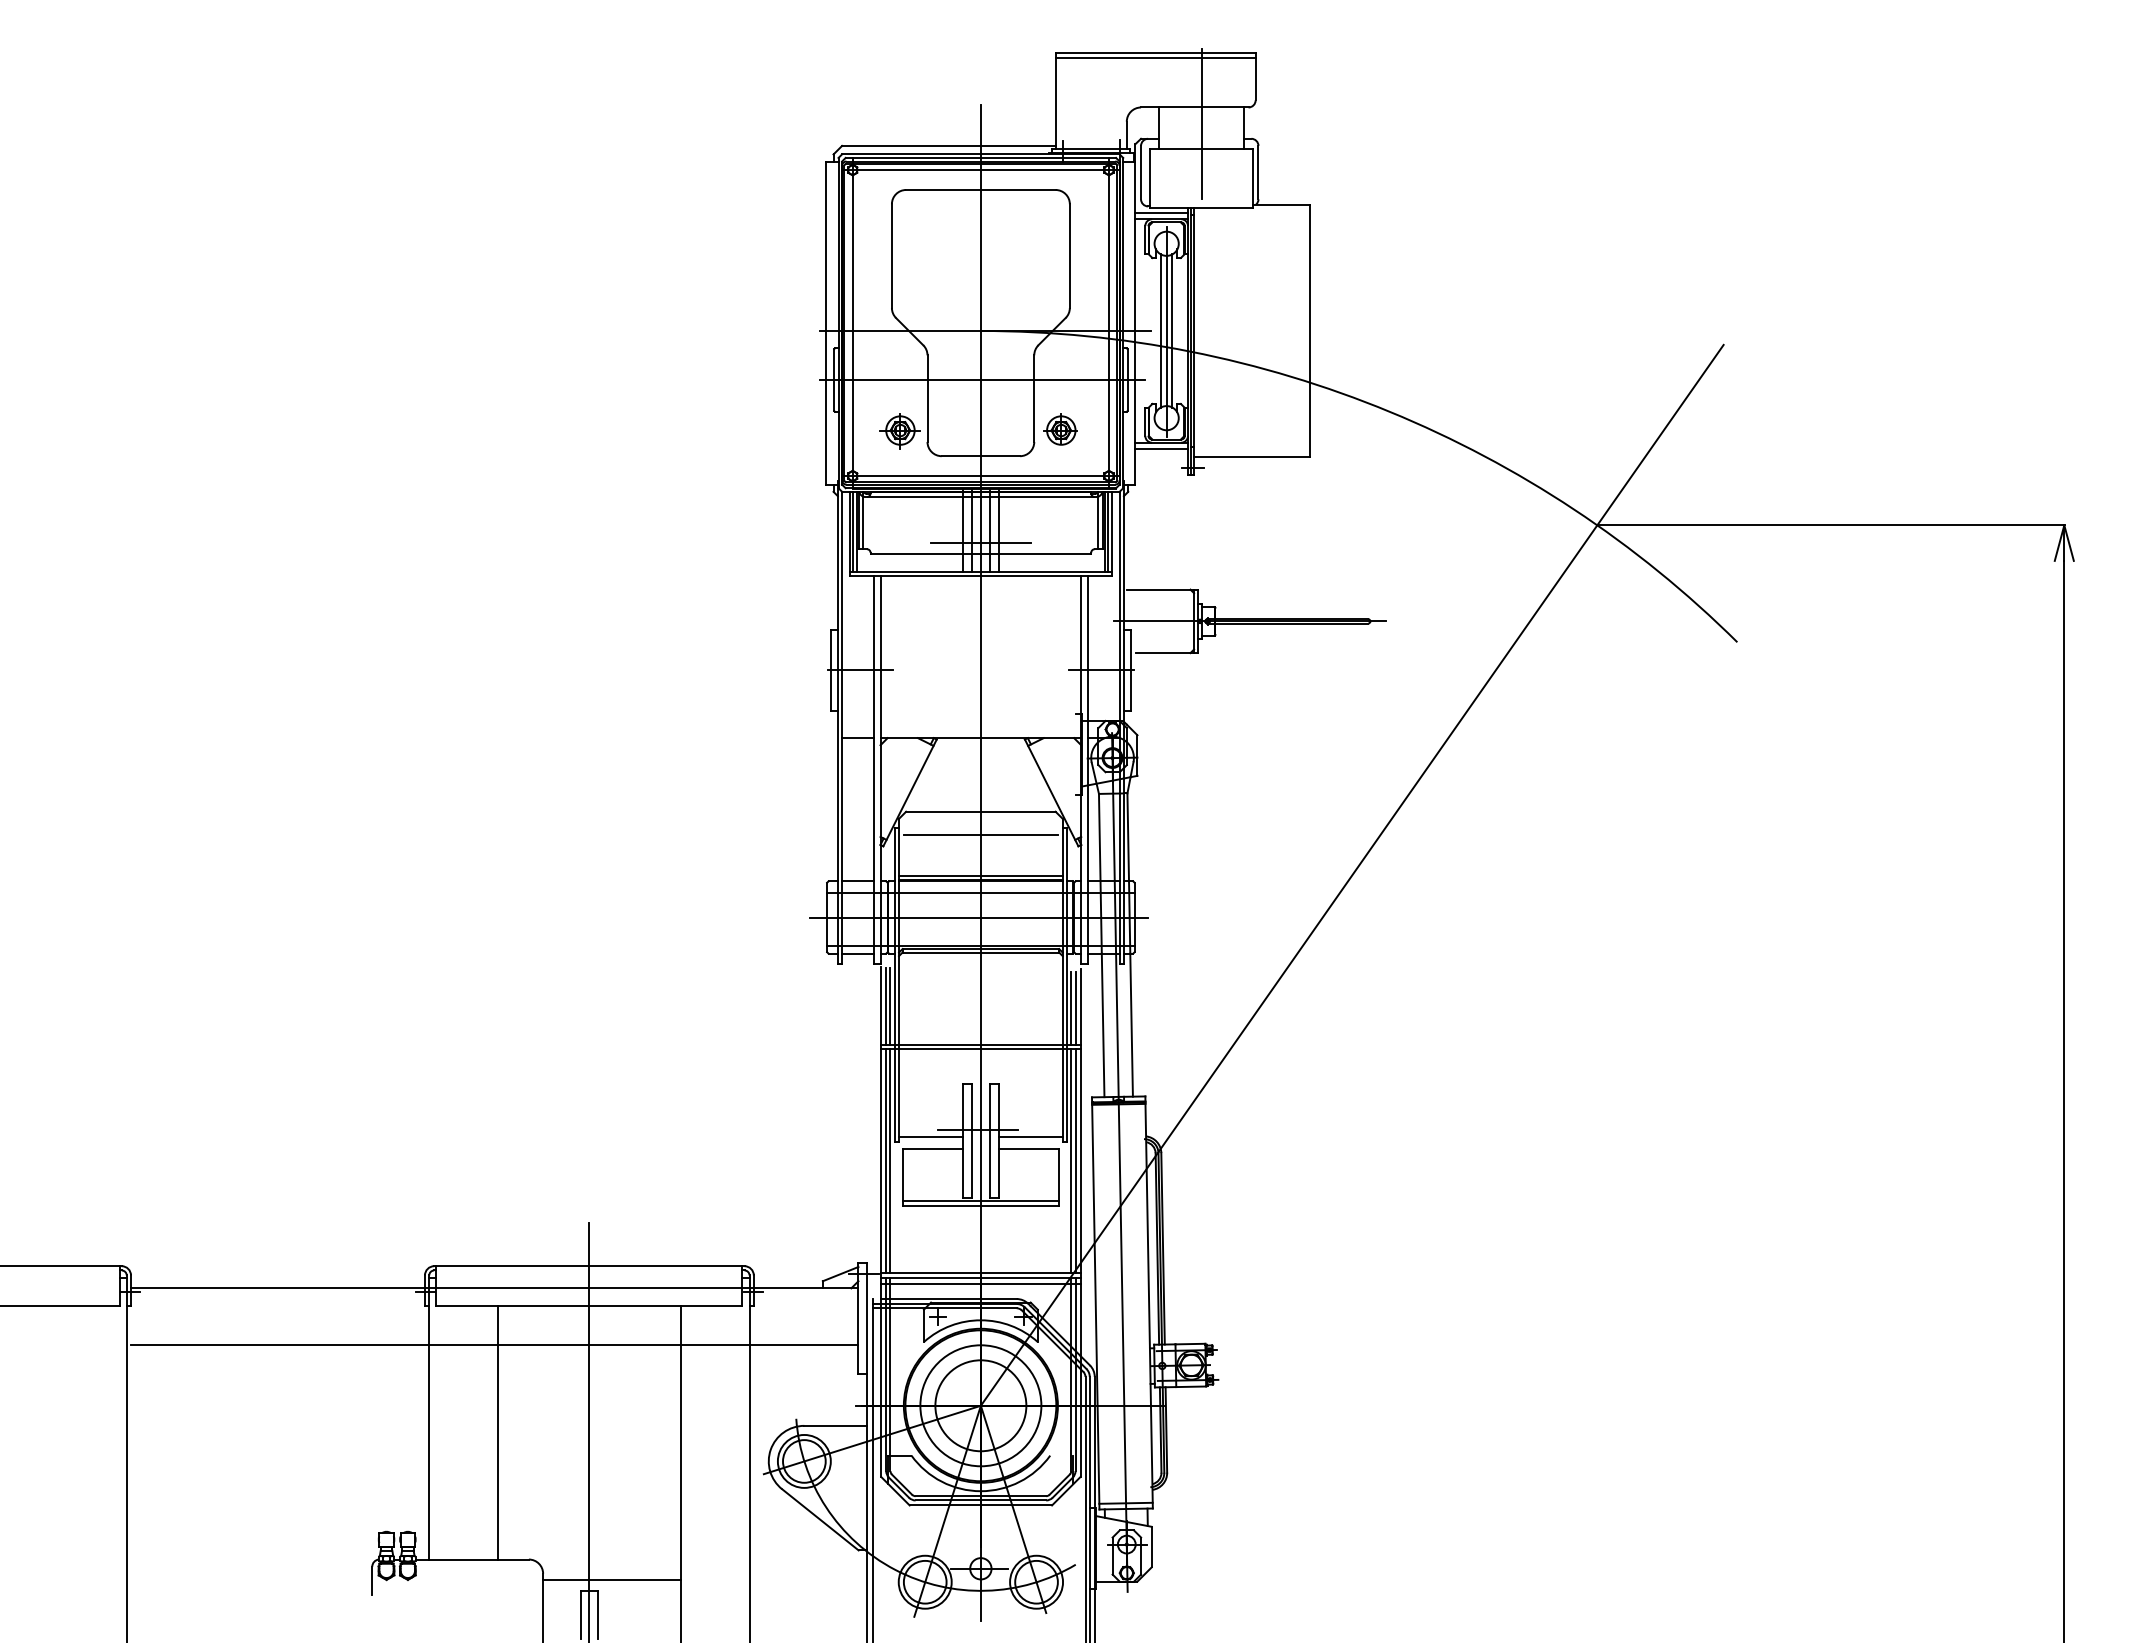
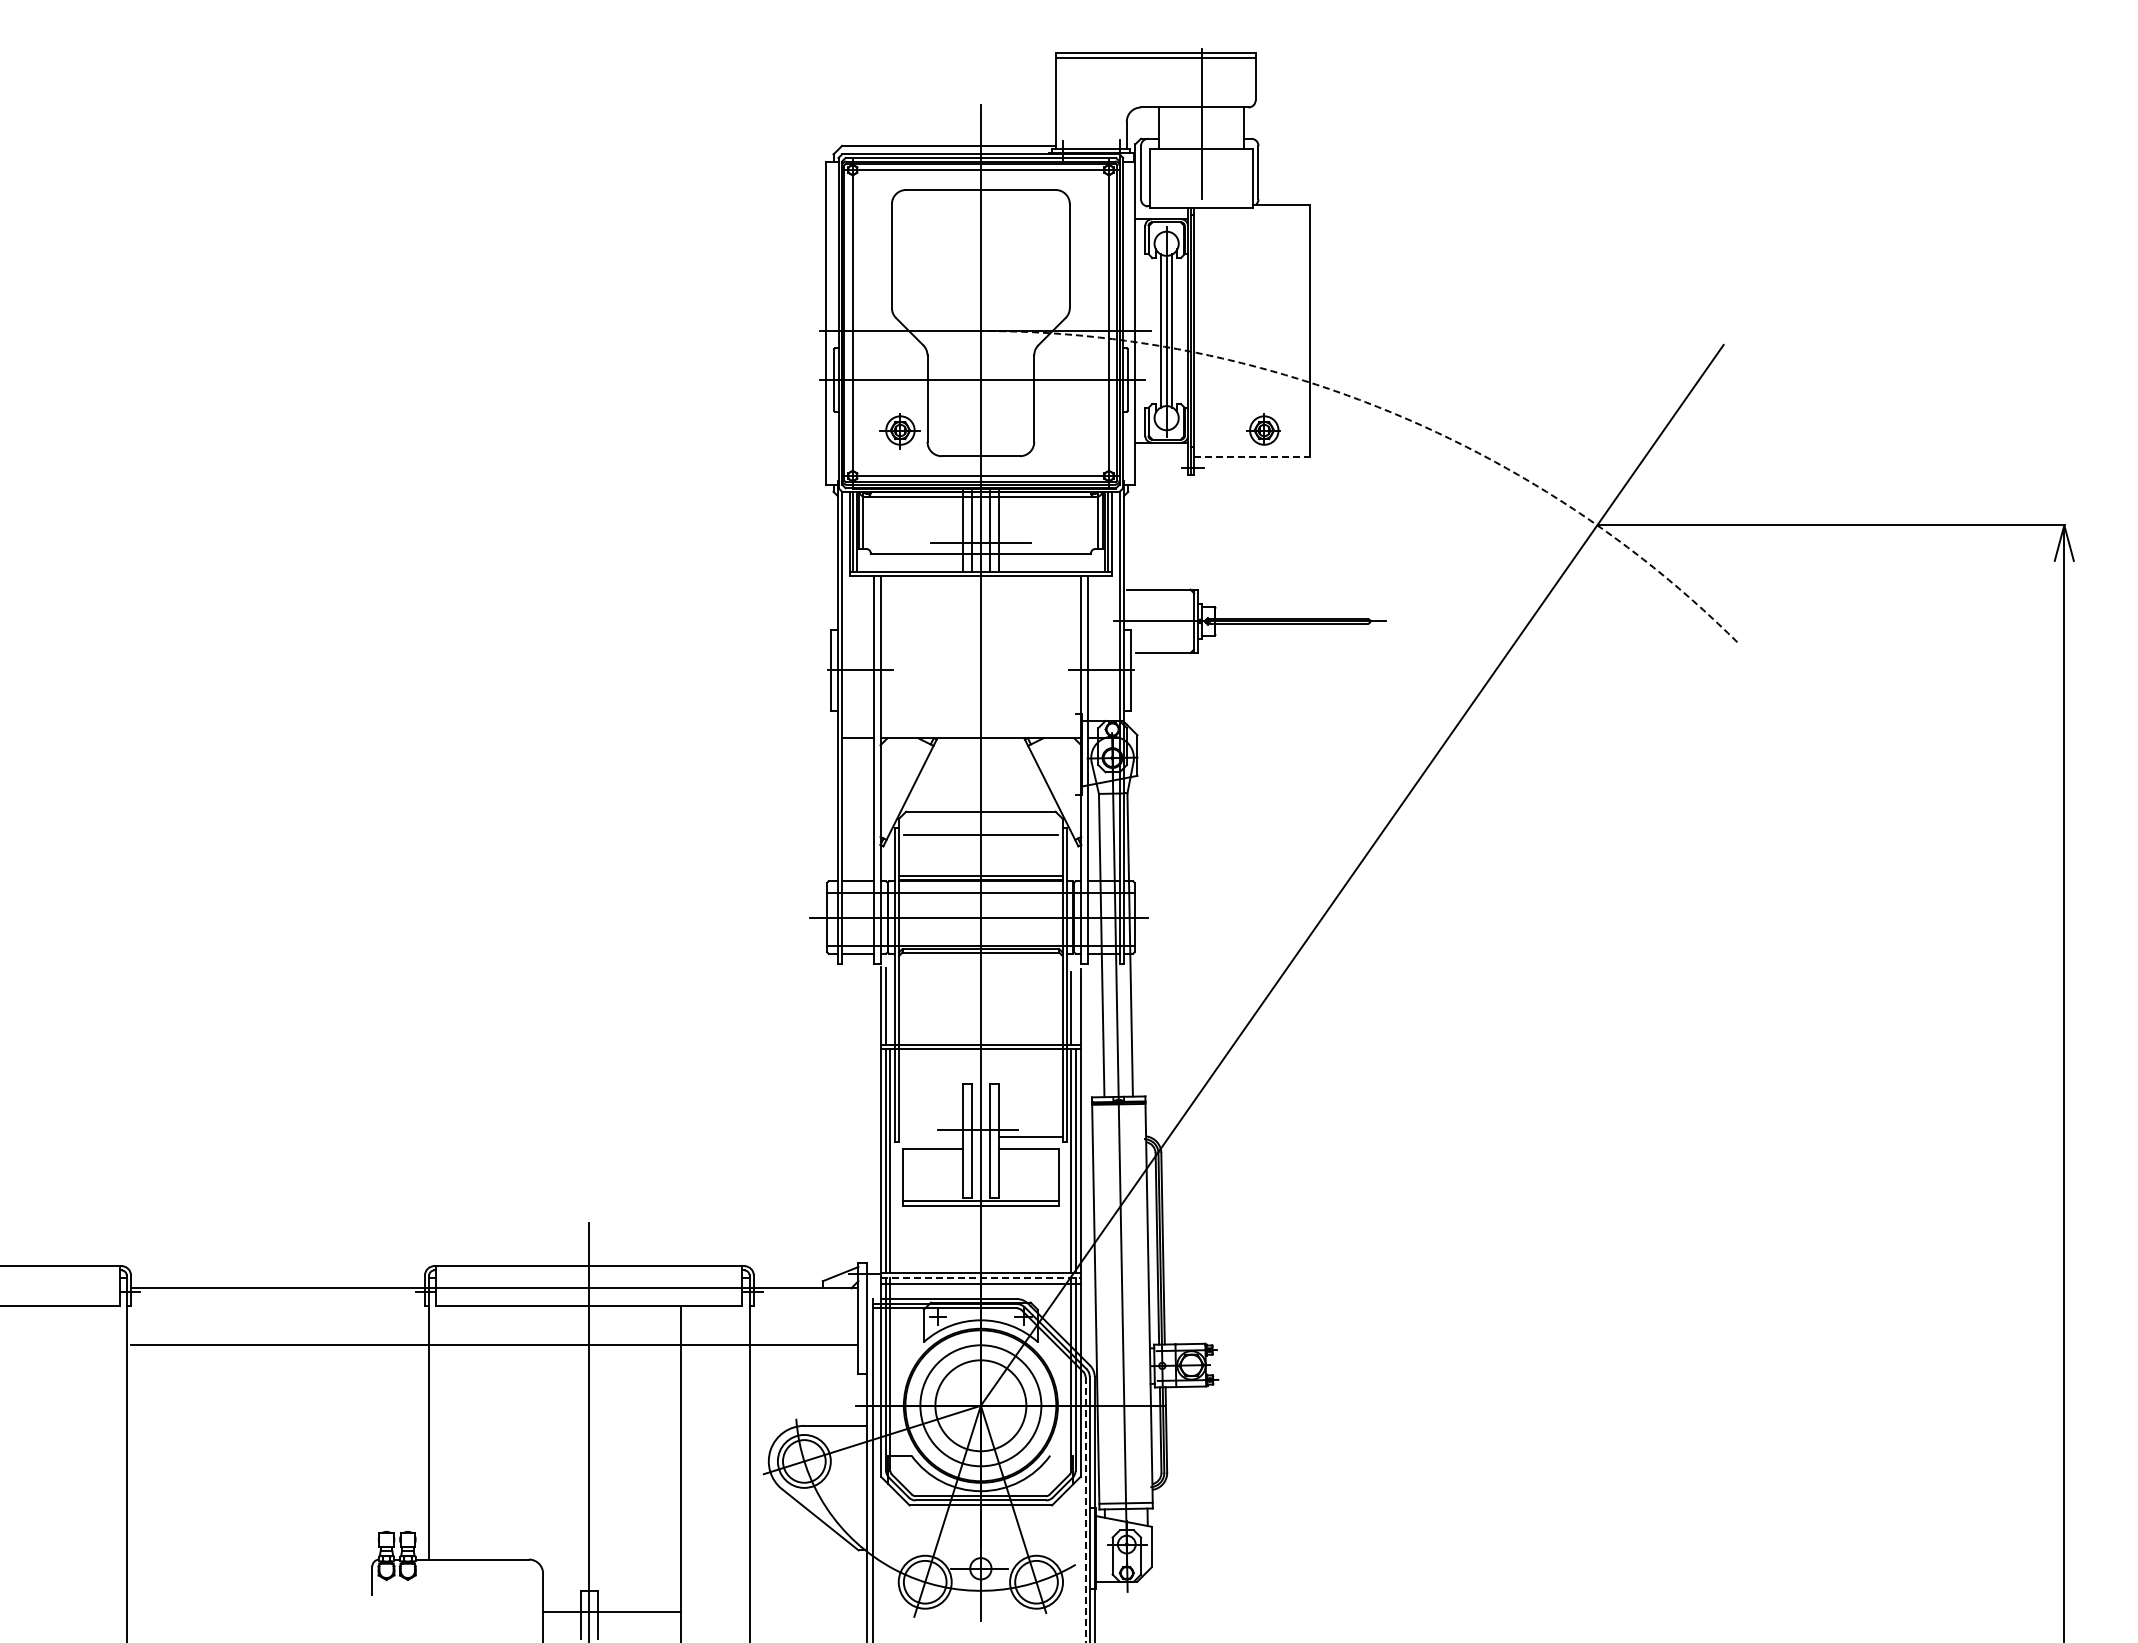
line: present -> none (1161, 212)
arc: solid -> dashed (1389, 411)
part position: (1060, 429) -> (1263, 429) (1263, 429)
line: present -> none (1161, 449)
line: solid -> dashed (1252, 457)
line: present -> none (890, 1005)
line: present -> none (1075, 1008)
line: present -> none (931, 1136)
line: solid -> dashed (980, 1277)
line: present -> none (497, 1432)
line: solid -> dashed (1085, 1509)
line position: (612, 1580) -> (612, 1612) (612, 1612)
